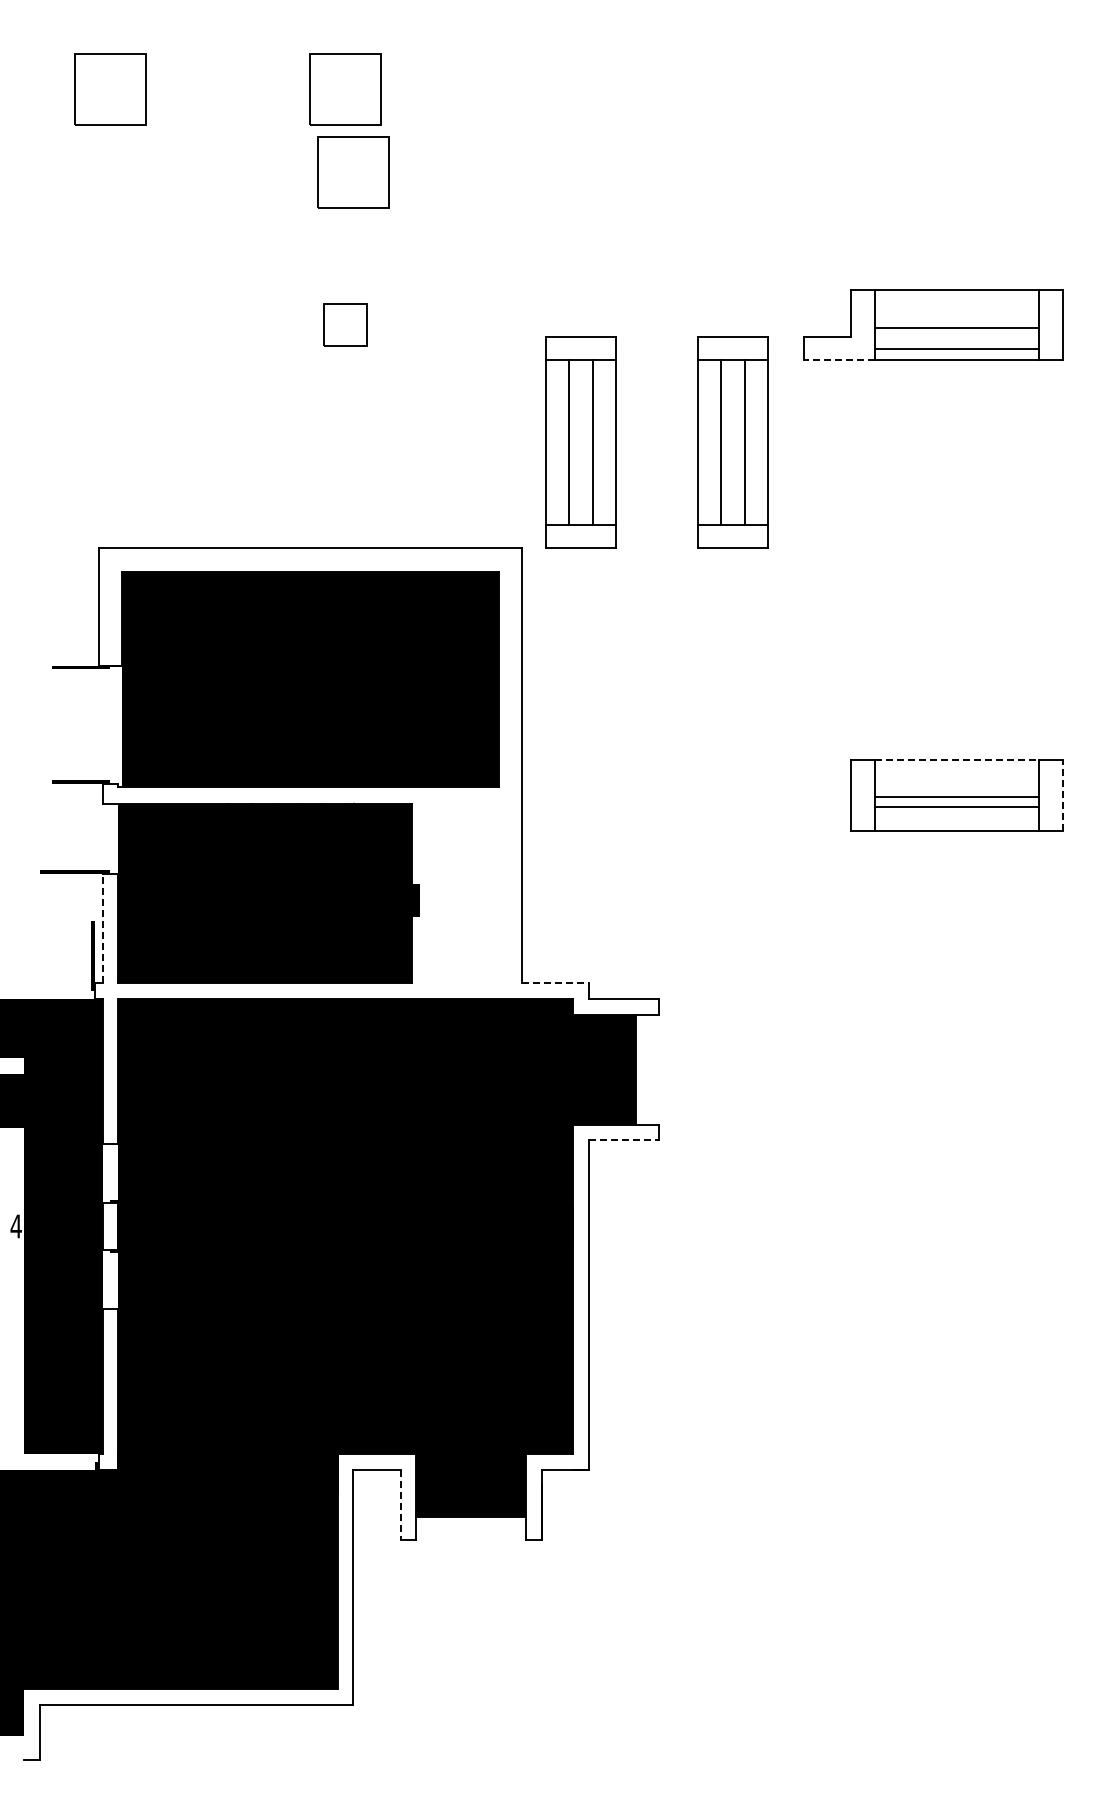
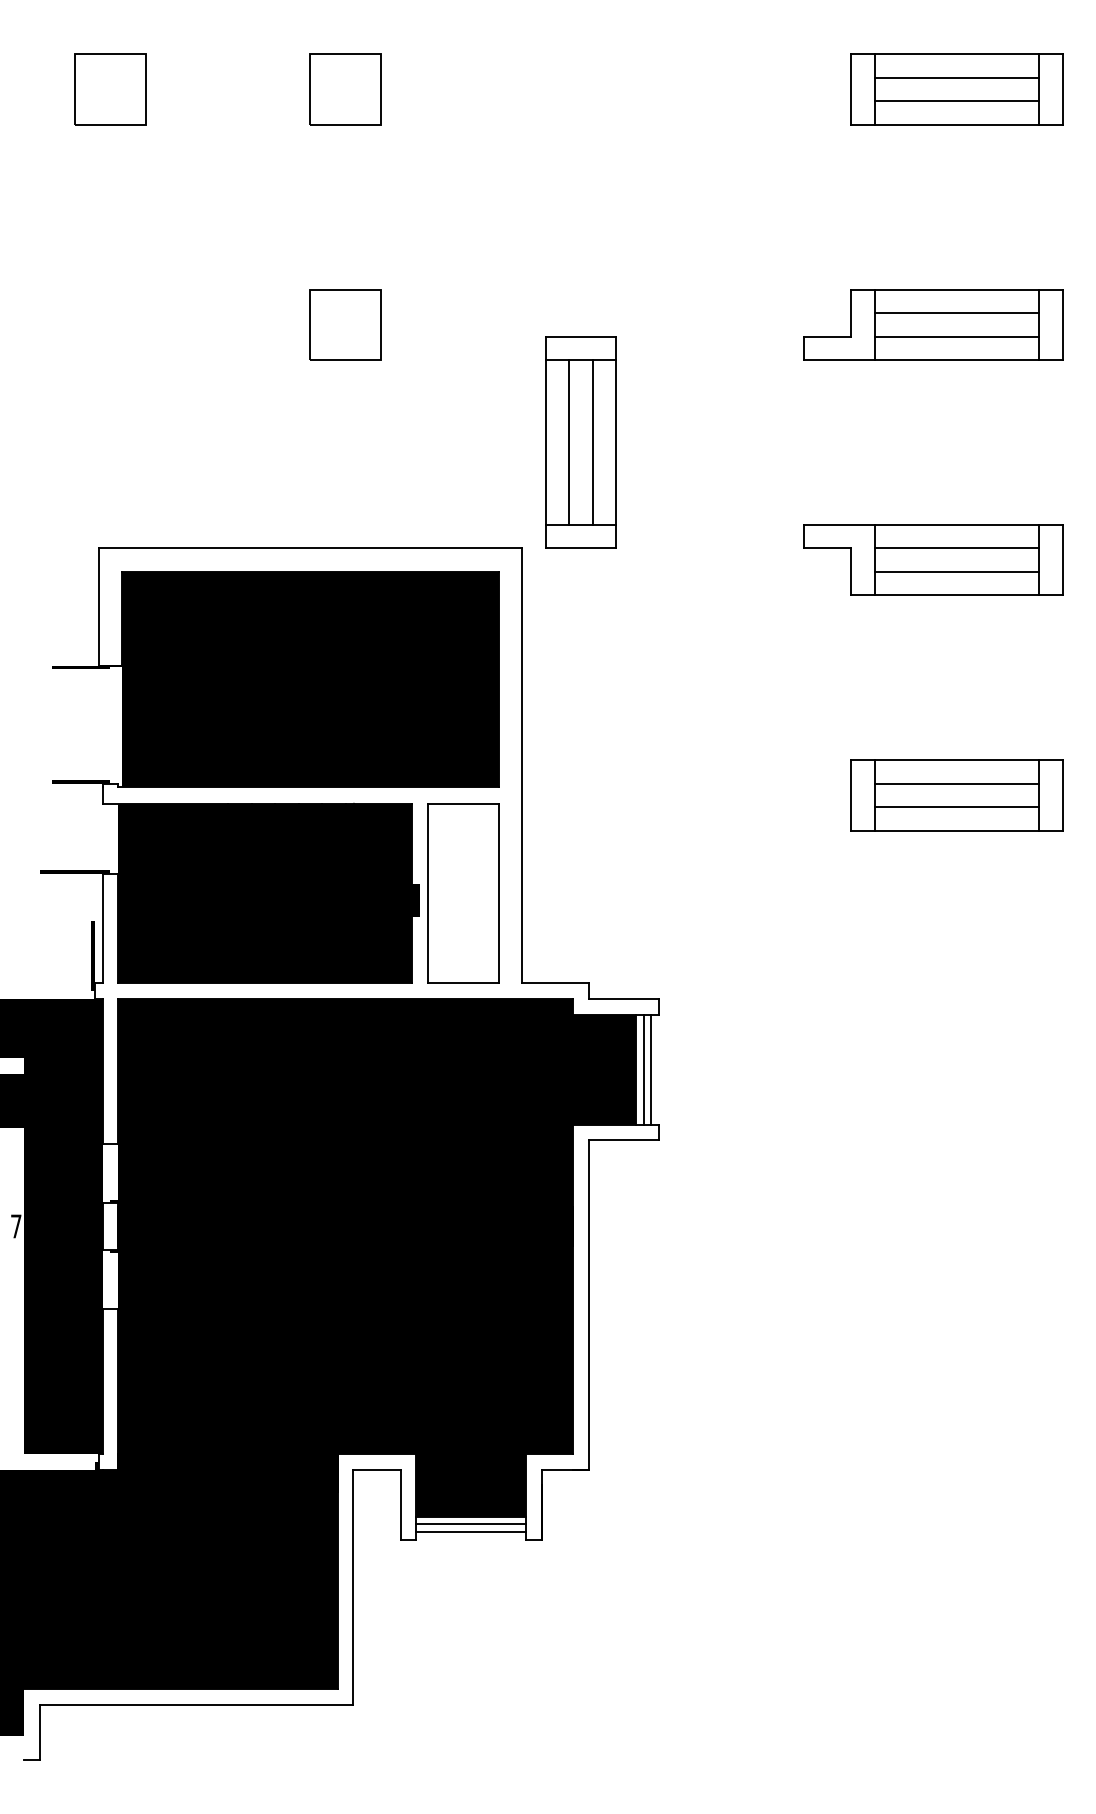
part: none -> present (956, 89)
part: present -> none (353, 172)
part size: 45x44 px -> 73x72 px (345, 324)
line position: (956, 328) -> (956, 313) (956, 313)
line position: (956, 348) -> (956, 336) (956, 336)
line: dashed -> solid (839, 360)
part: present -> none (732, 442)
part: none -> present (933, 559)
line: dashed -> solid (957, 760)
line: dashed -> solid (1062, 794)
line position: (956, 796) -> (956, 783) (956, 783)
part: none -> present (463, 893)
line: dashed -> solid (102, 928)
line: dashed -> solid (555, 983)
line: none -> present (643, 1069)
line: none -> present (651, 1069)
line: dashed -> solid (624, 1140)
text: 44 -> 74 (15, 1226)
line: dashed -> solid (400, 1505)
line: none -> present (470, 1524)
line: none -> present (470, 1532)
